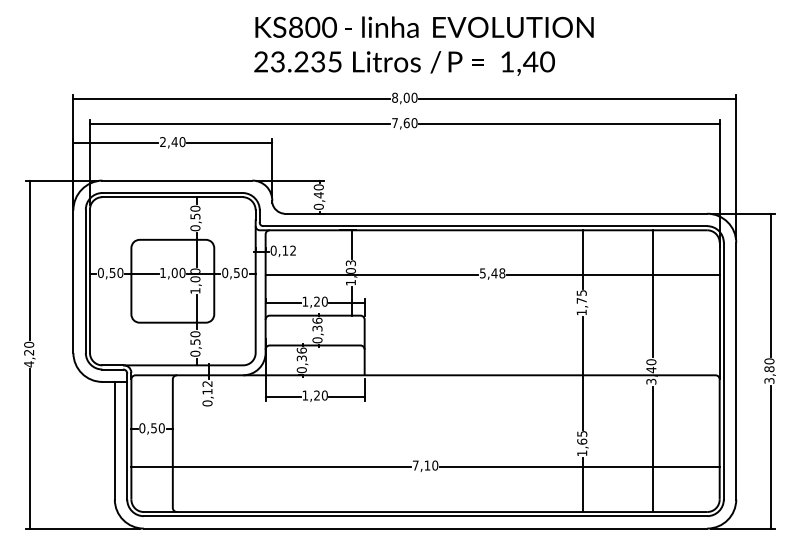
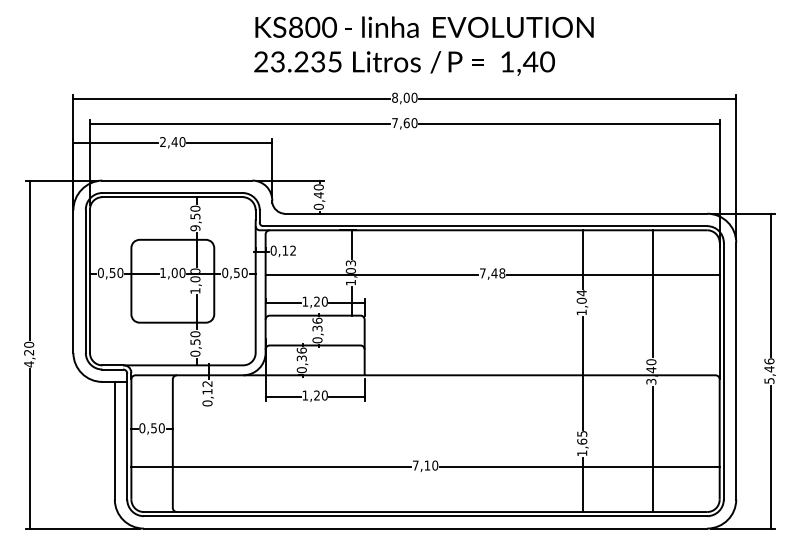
text: 0,50 -> 9,50 (195, 228)
text: 5,48 -> 7,48 (482, 273)
text: 1,75 -> 1,04 (581, 296)
text: 3,80 -> 5,46 (769, 370)
